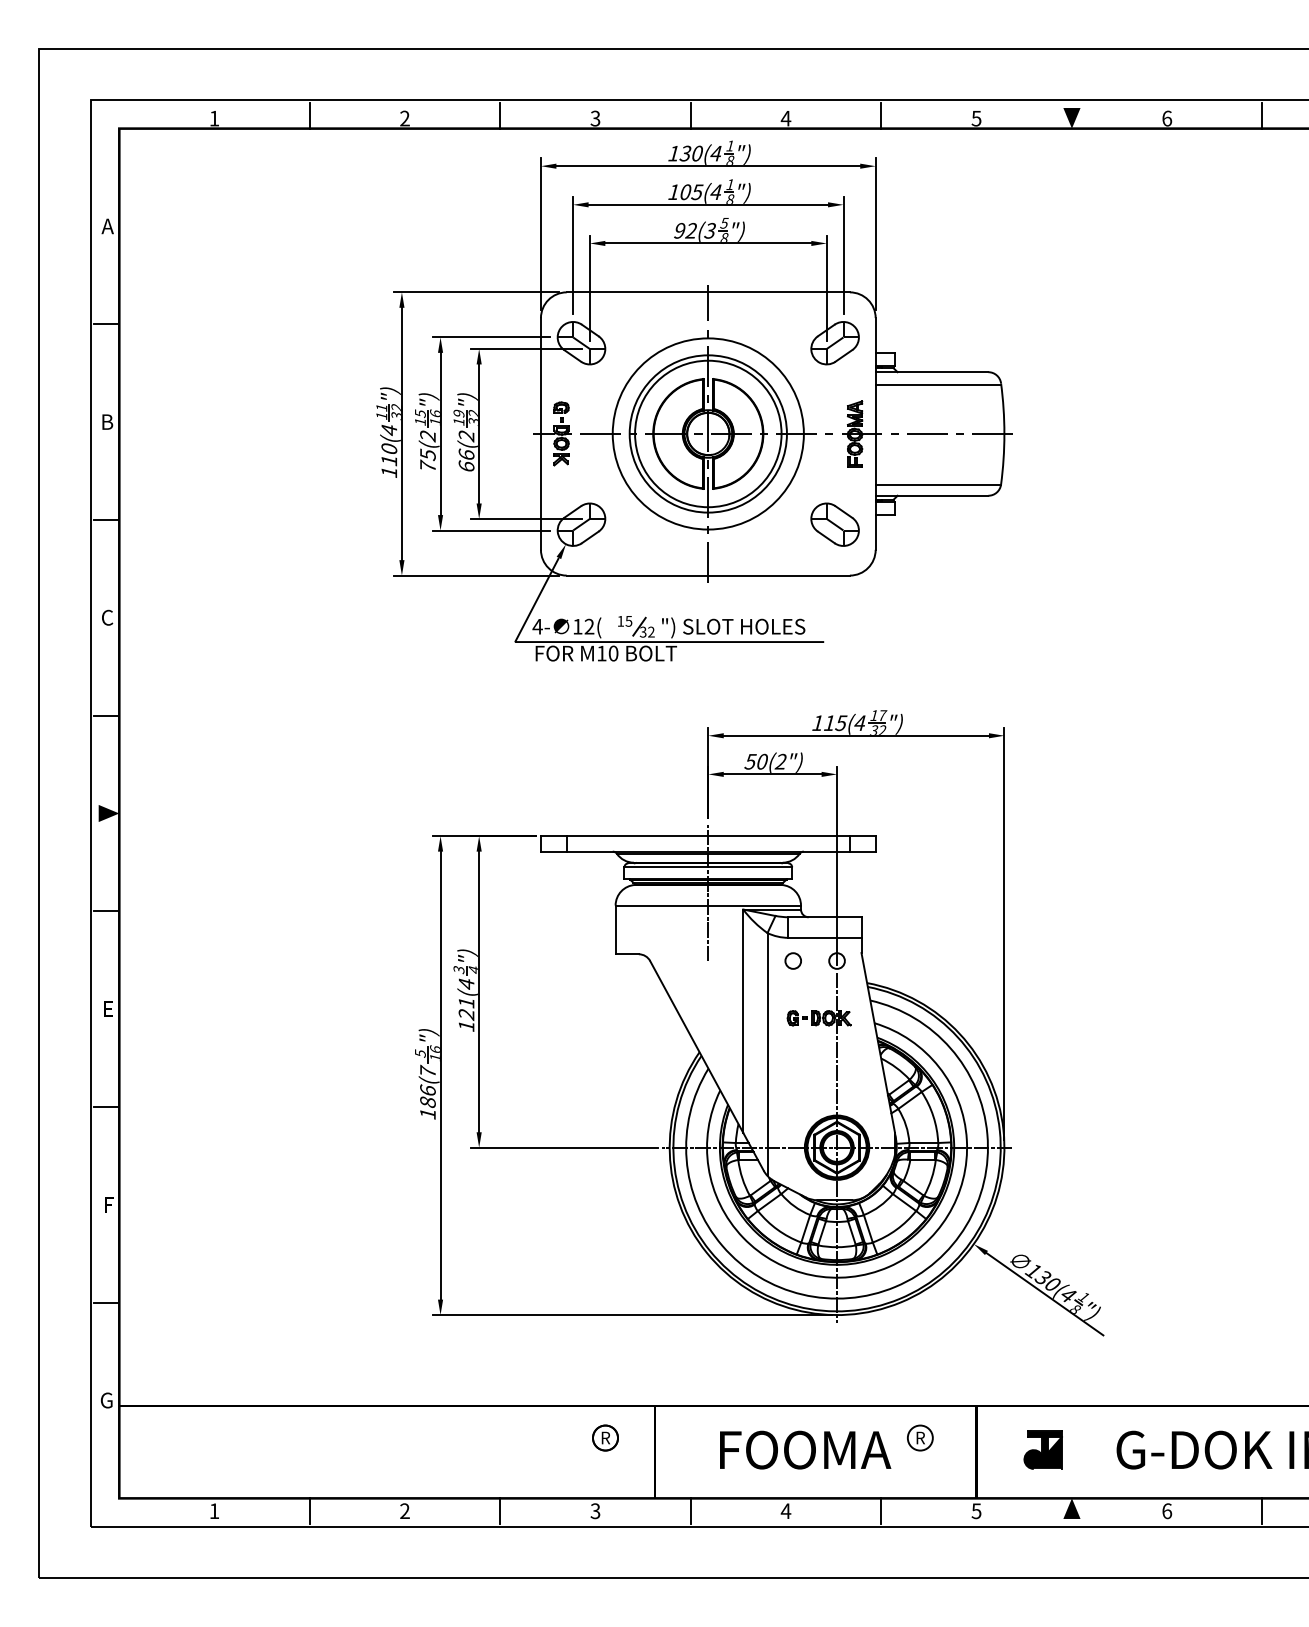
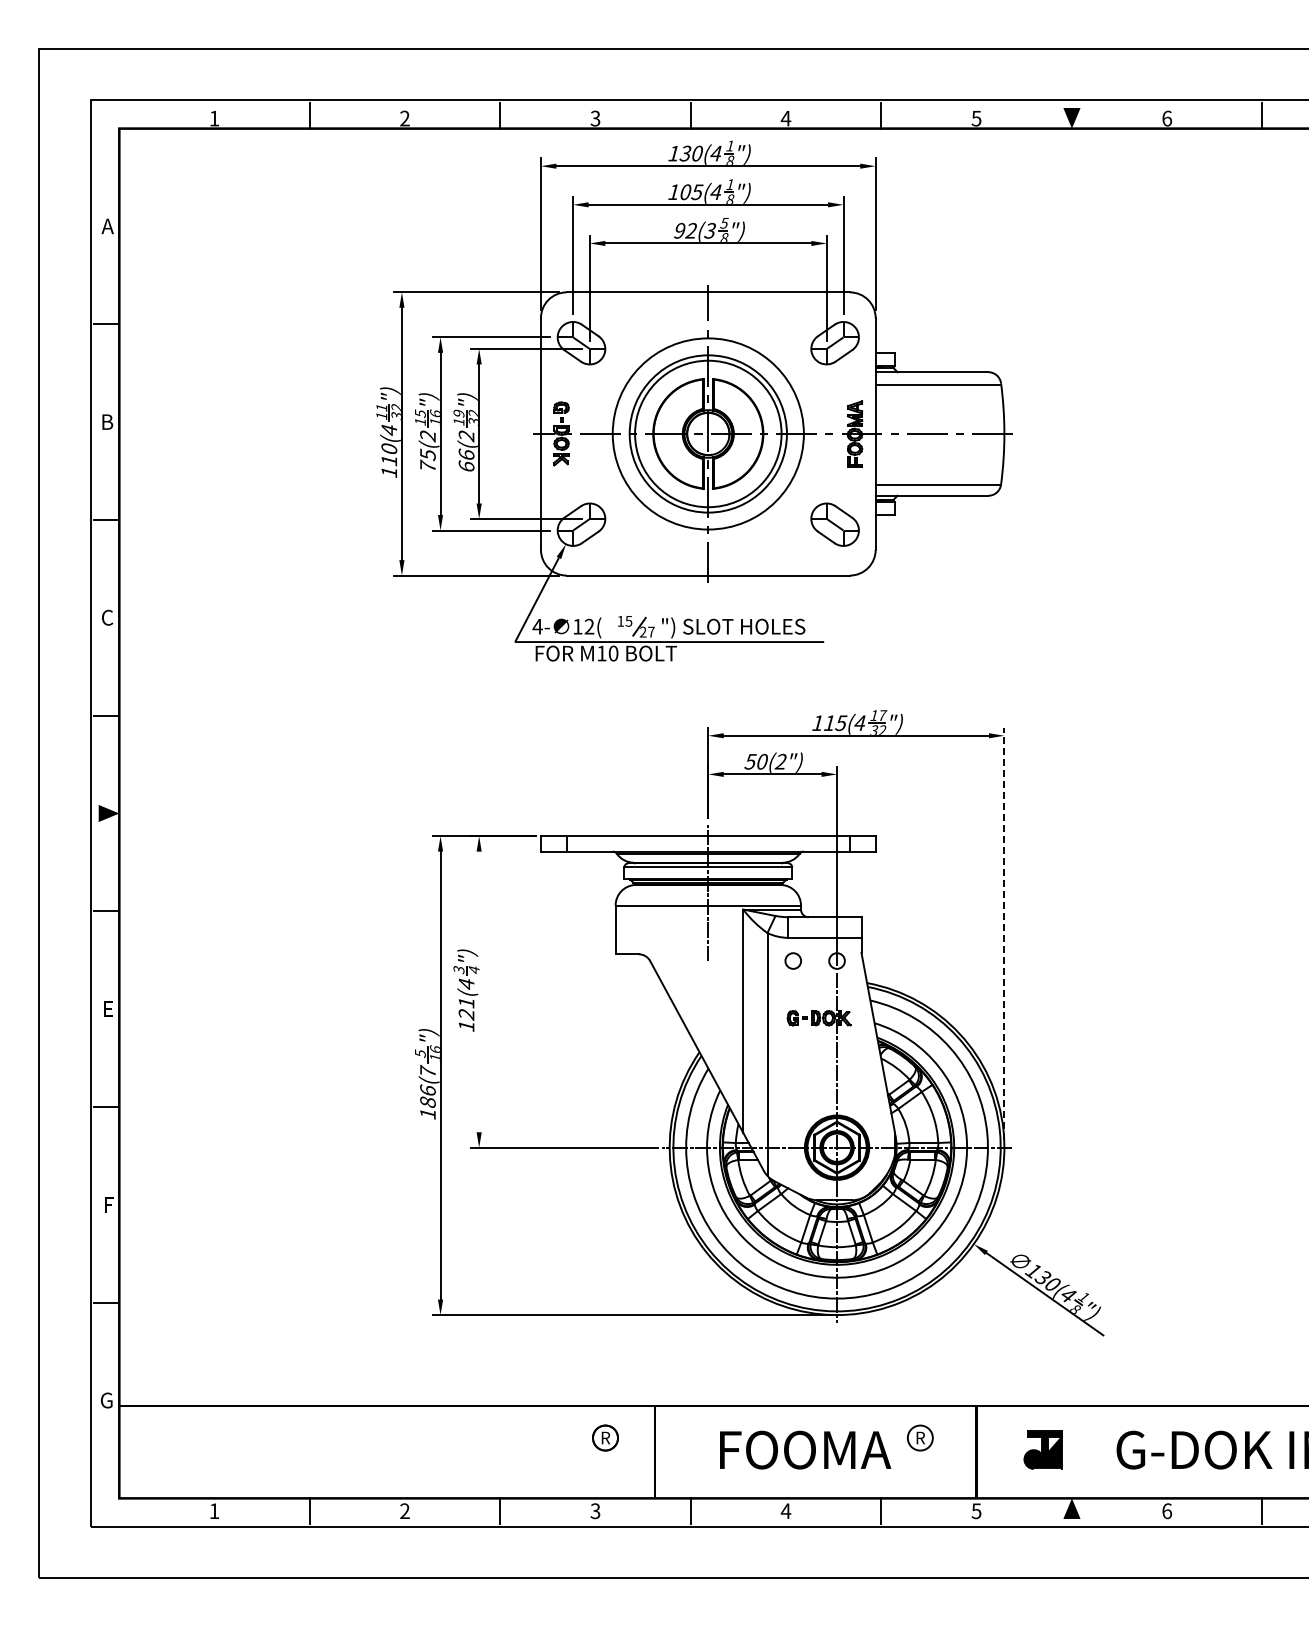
text: 32 -> 27 (646, 631)
line: solid -> dashed (1004, 934)
line: present -> none (479, 991)
